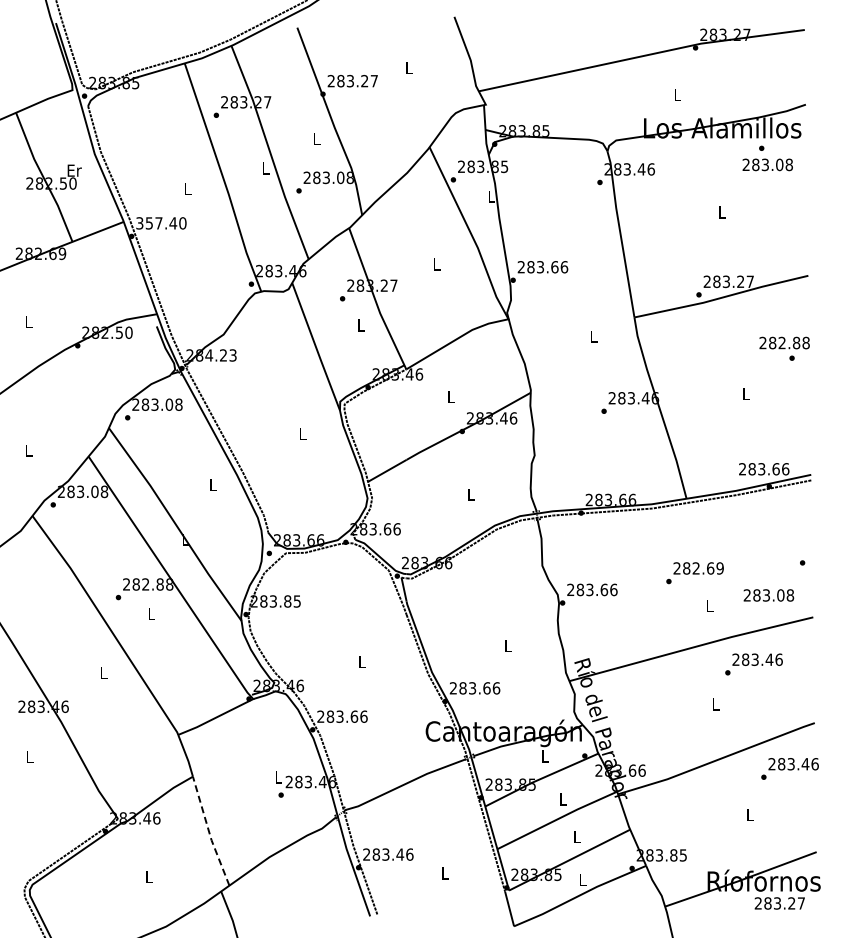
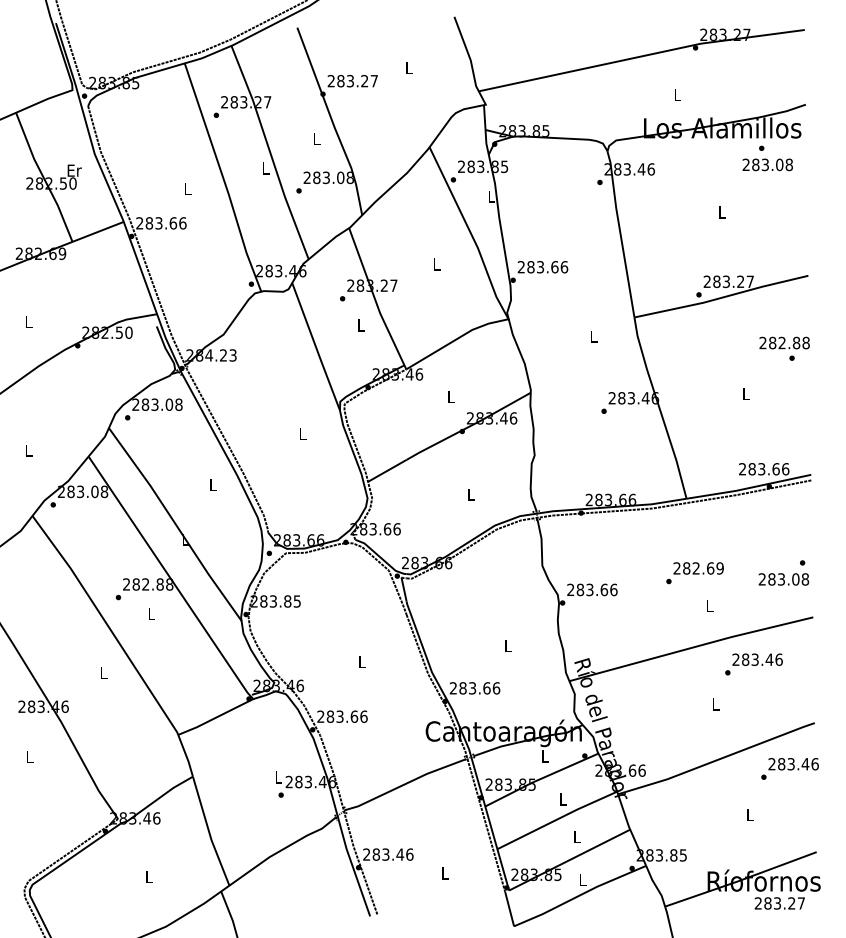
text: 357.40 -> 283.66 (161, 223)
text position: (768, 595) -> (783, 579) (783, 579)
line: dashed -> solid (209, 831)
